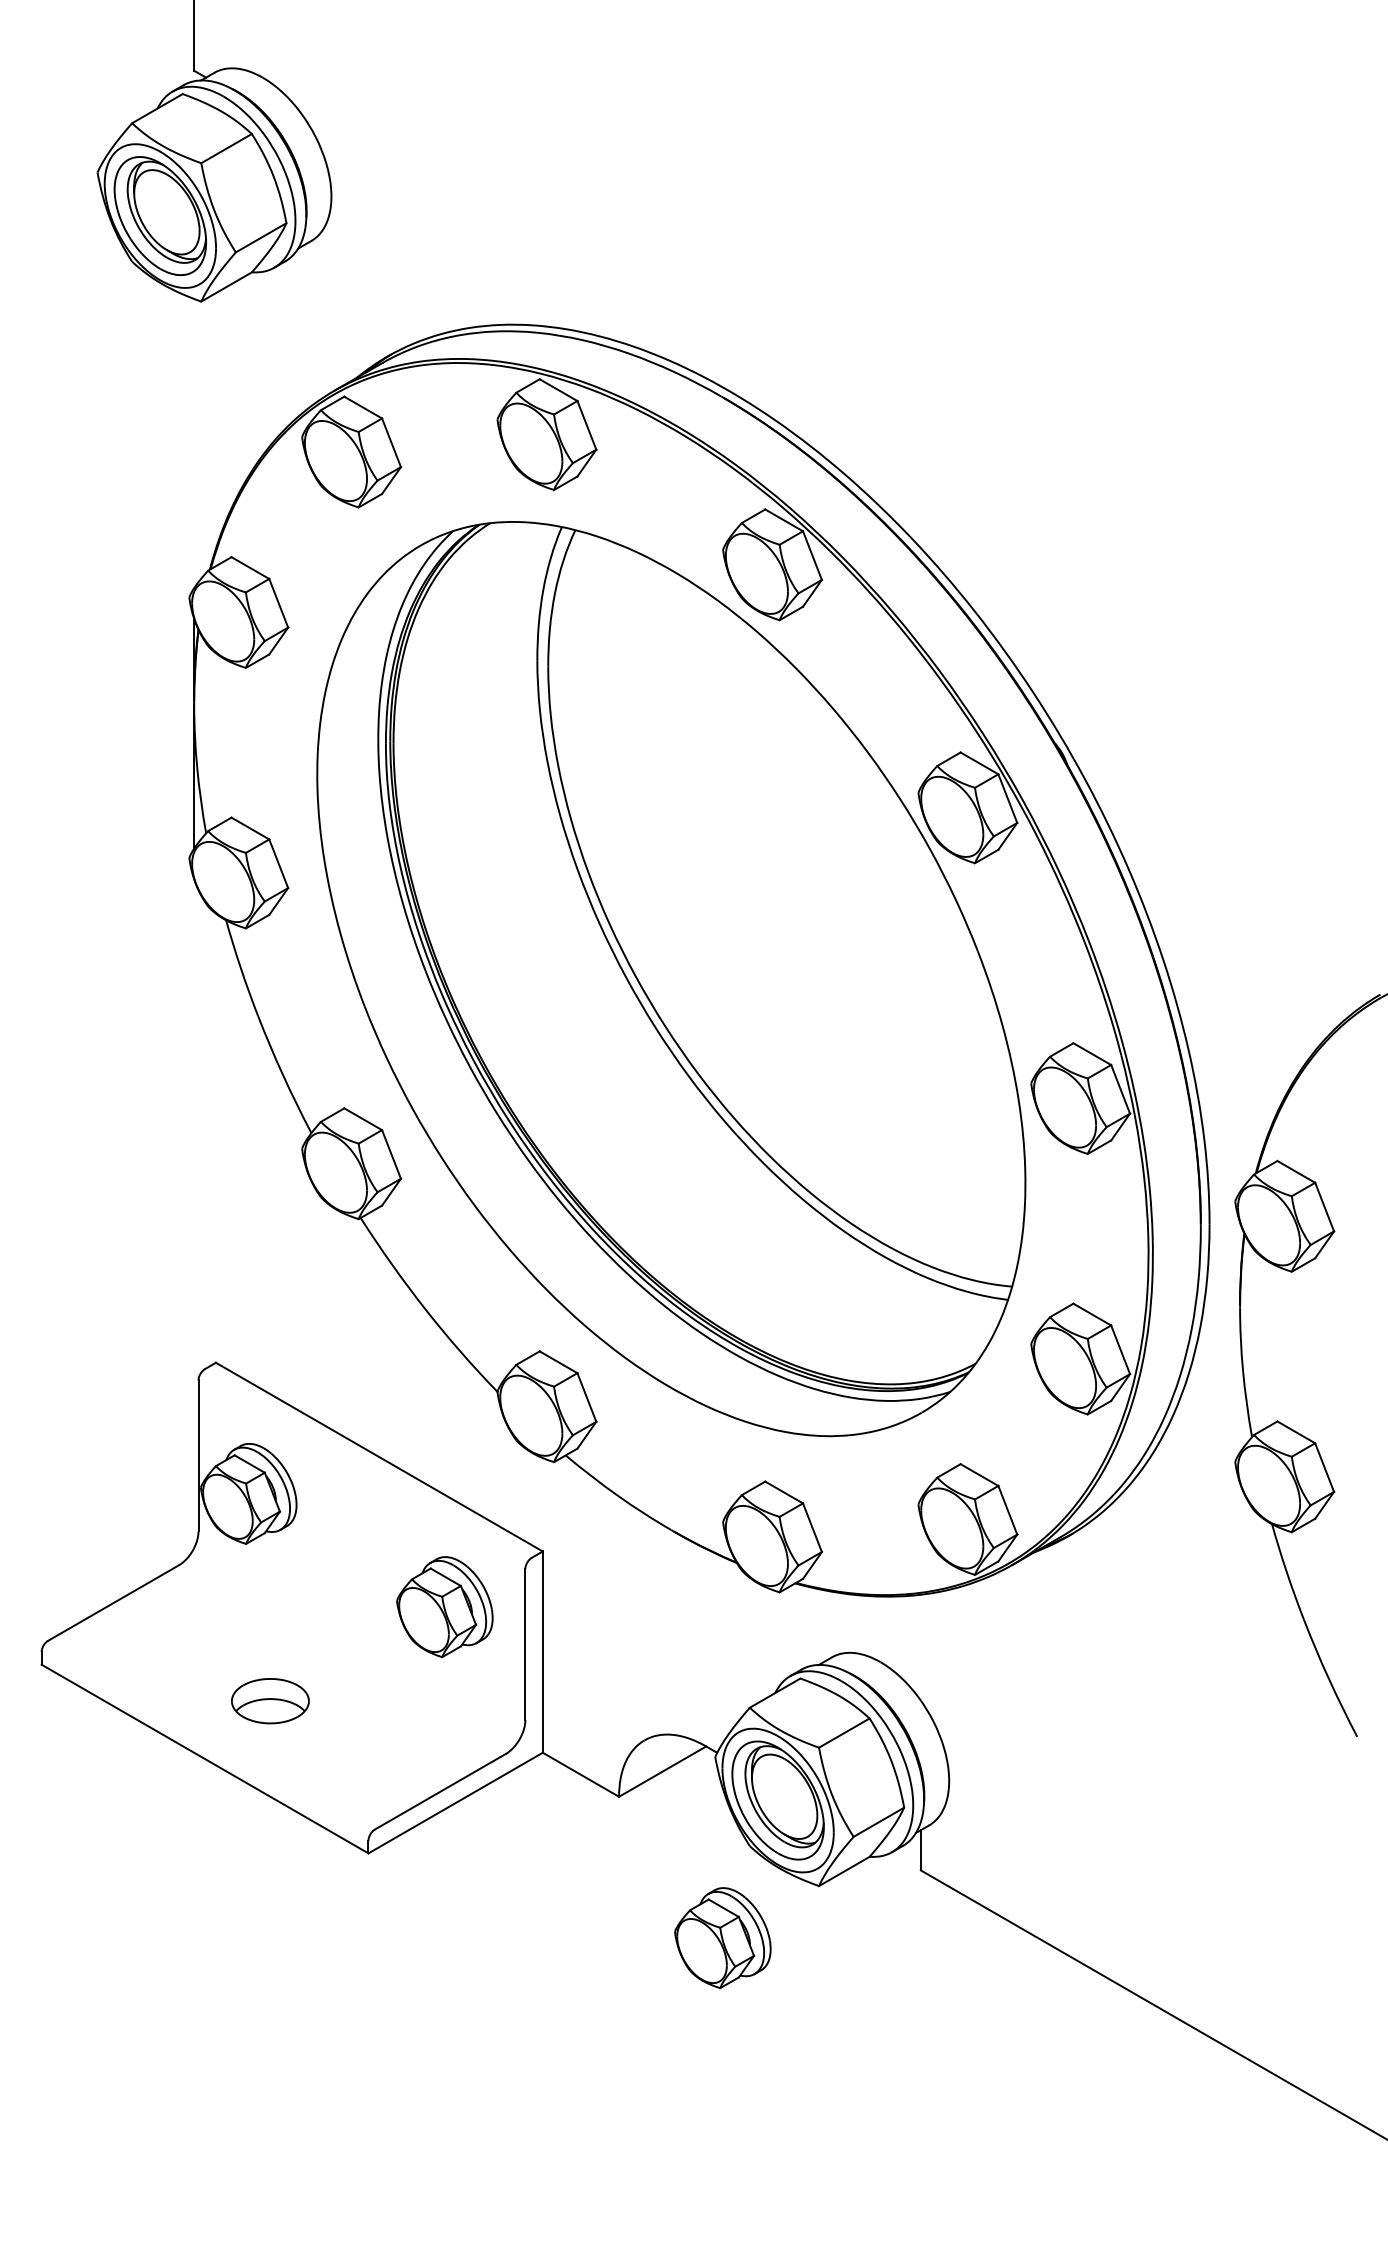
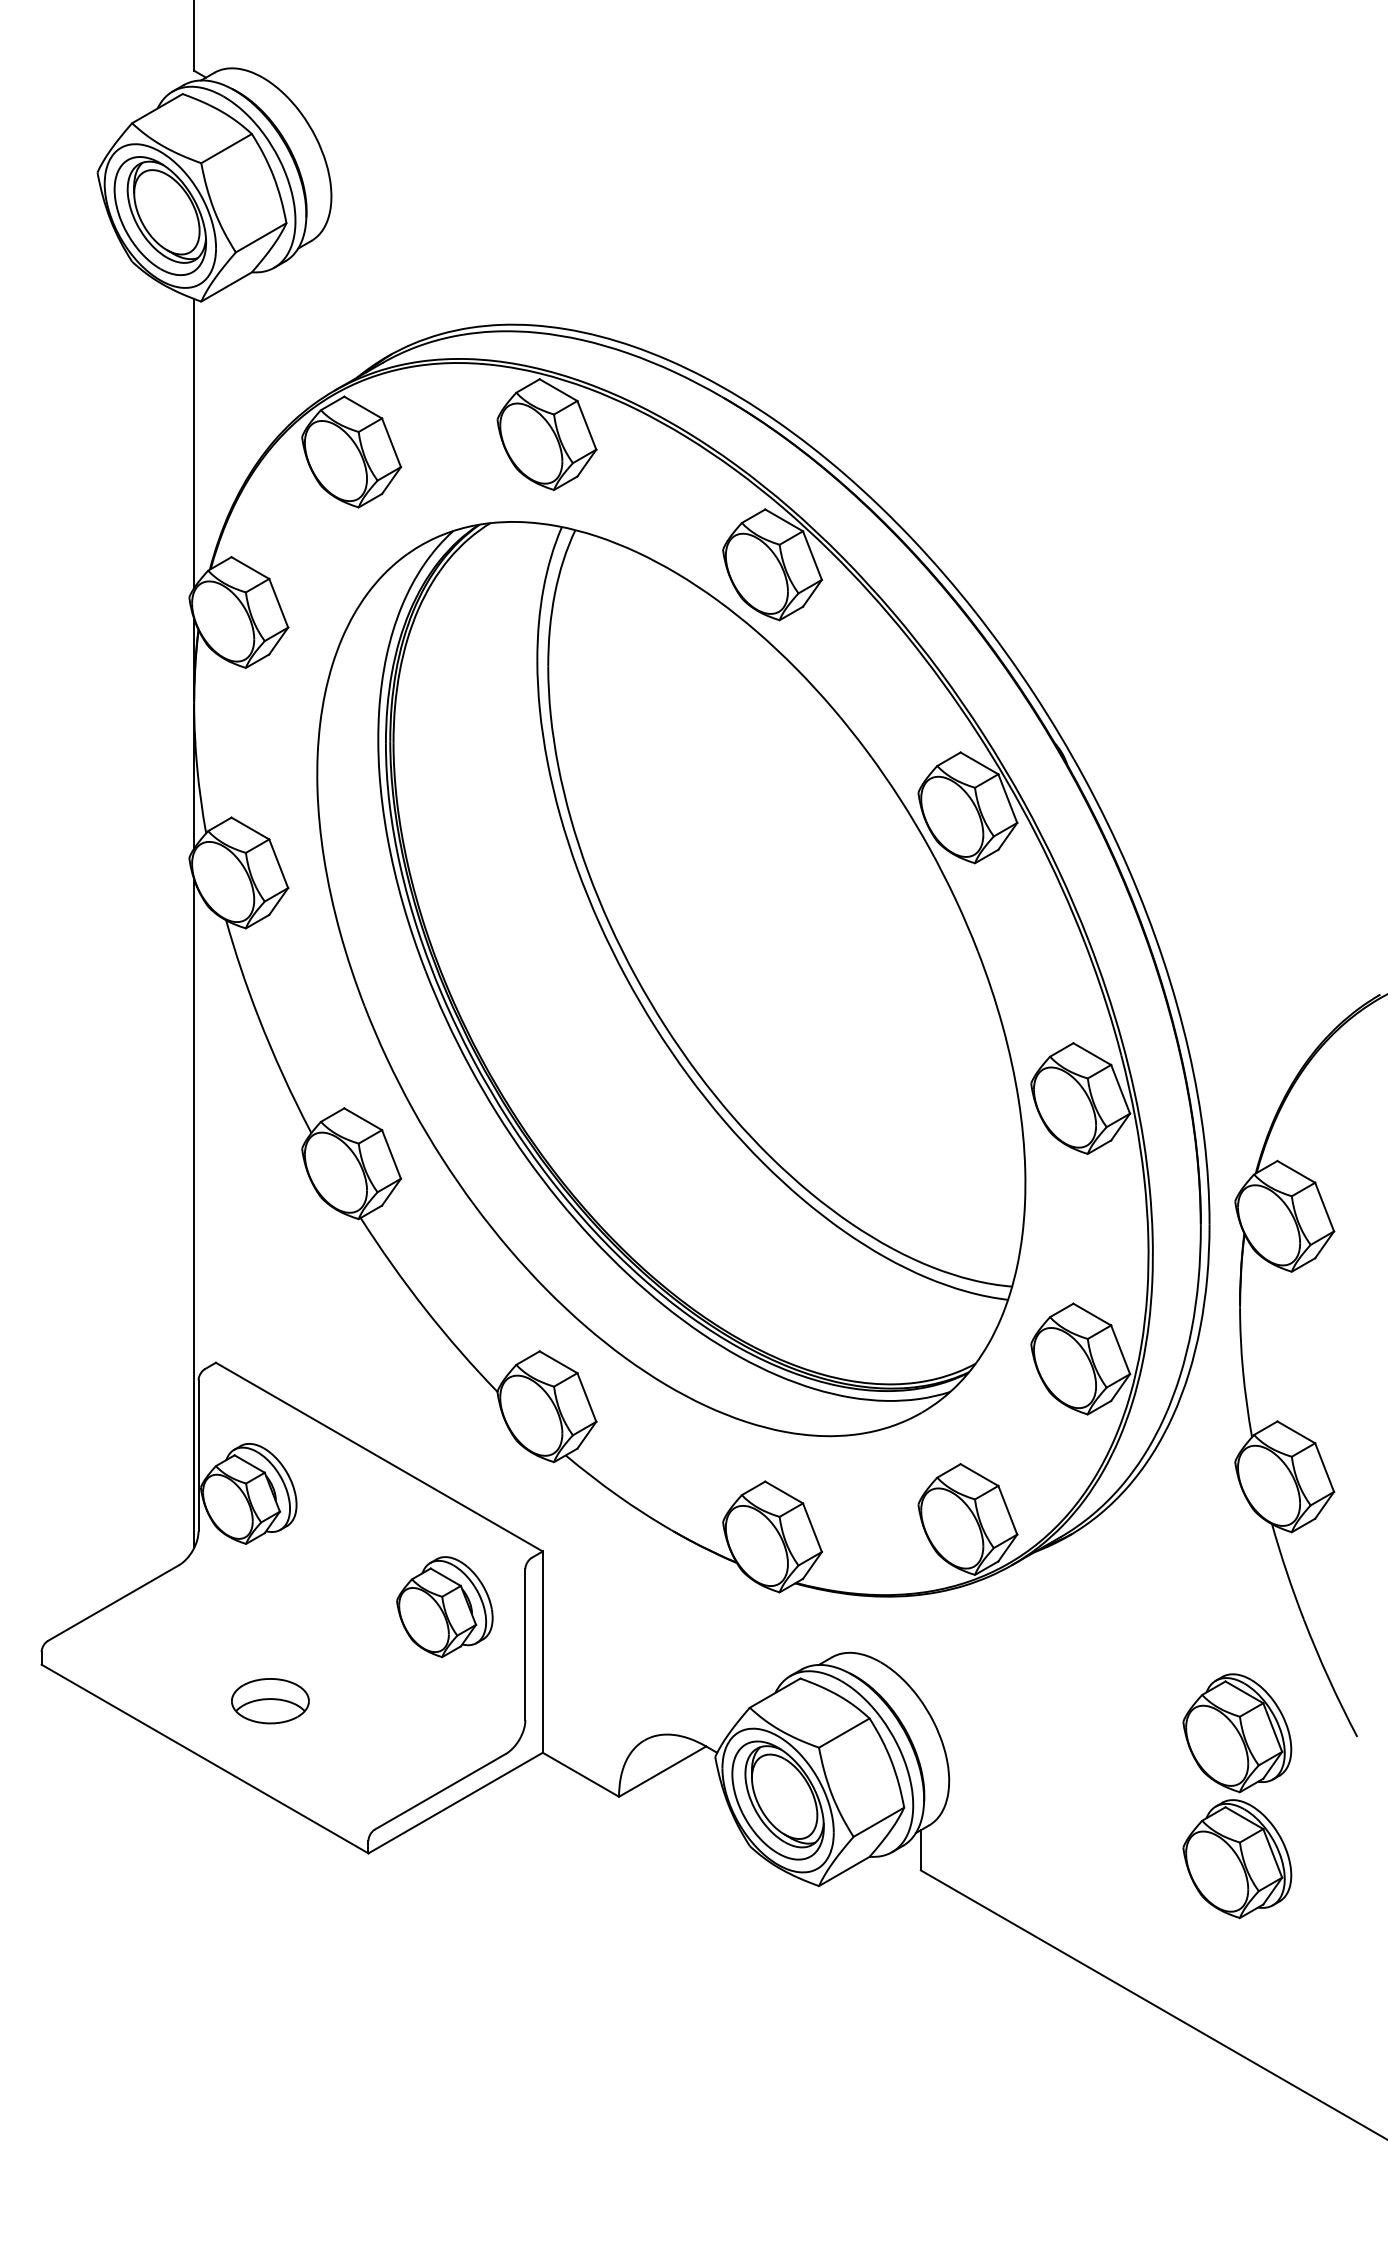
line: none -> present (194, 443)
line: none -> present (194, 1213)
part: none -> present (1237, 1796)
part: present -> none (722, 1938)
